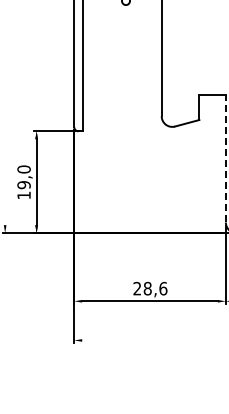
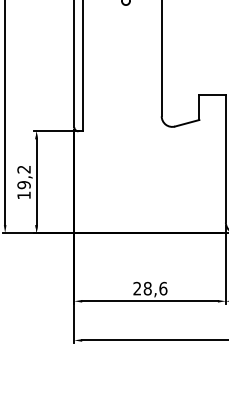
line: none -> present (5, 113)
line: dashed -> solid (225, 158)
text: 19,0 -> 19,2 (23, 169)
line: none -> present (153, 340)
